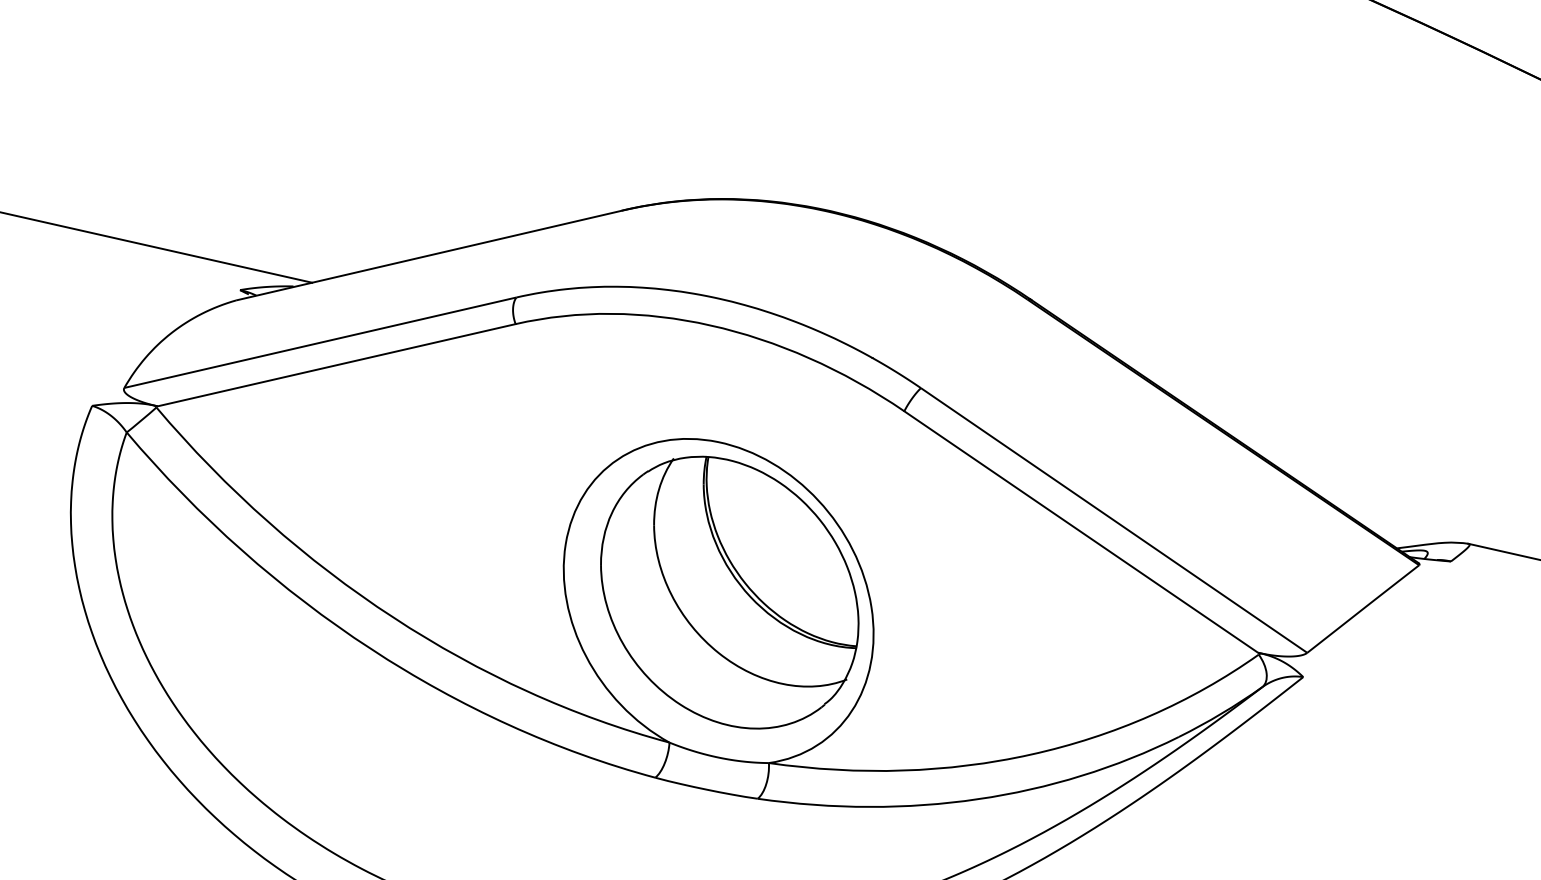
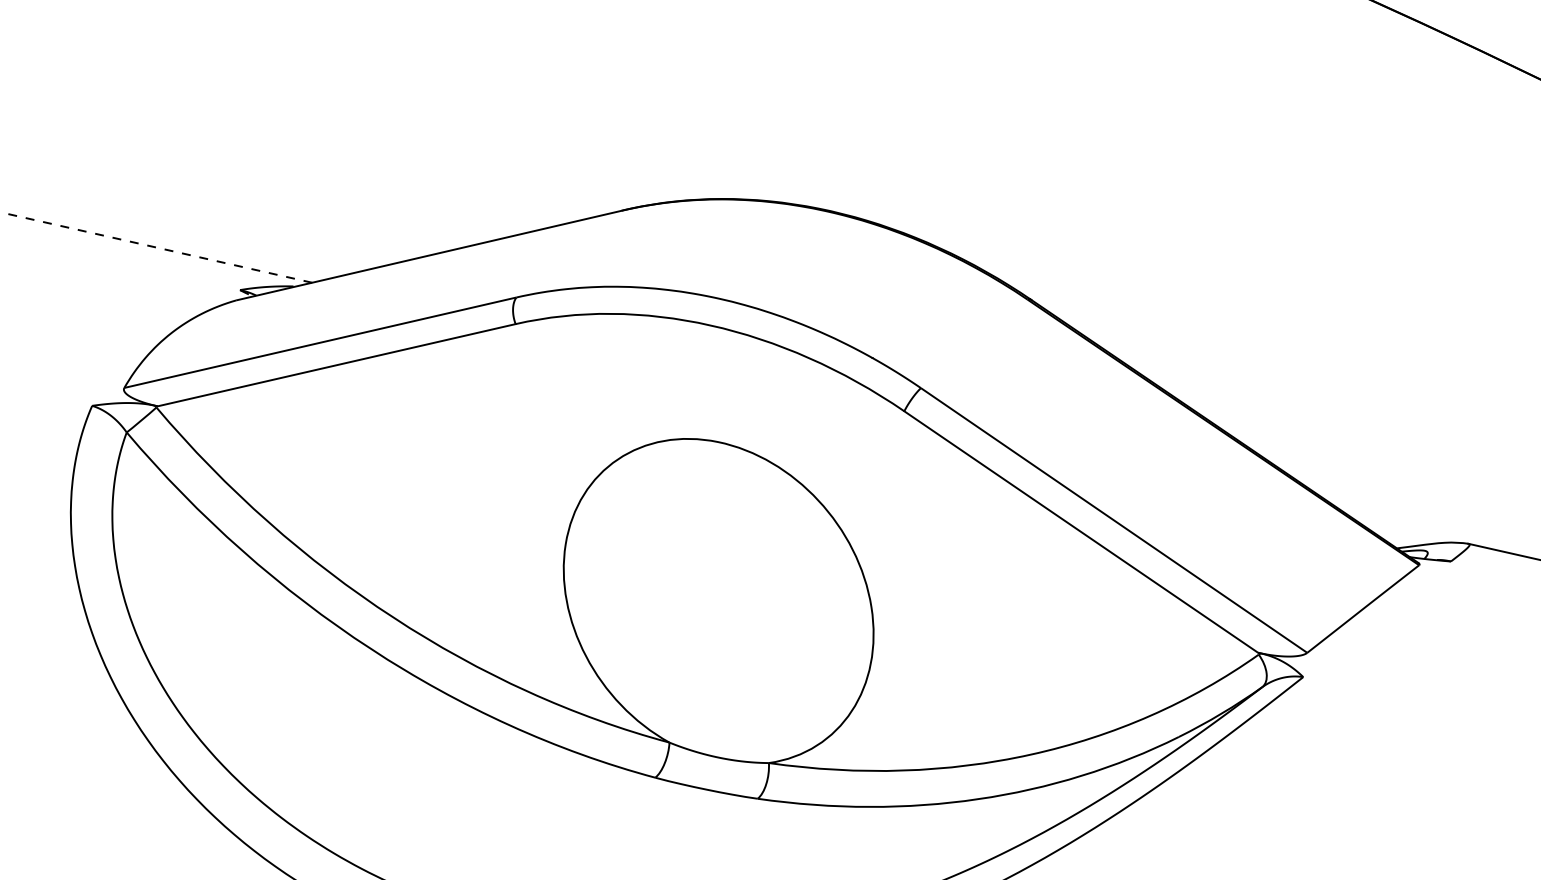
line: solid -> dashed (156, 247)
part: present -> none (729, 592)
